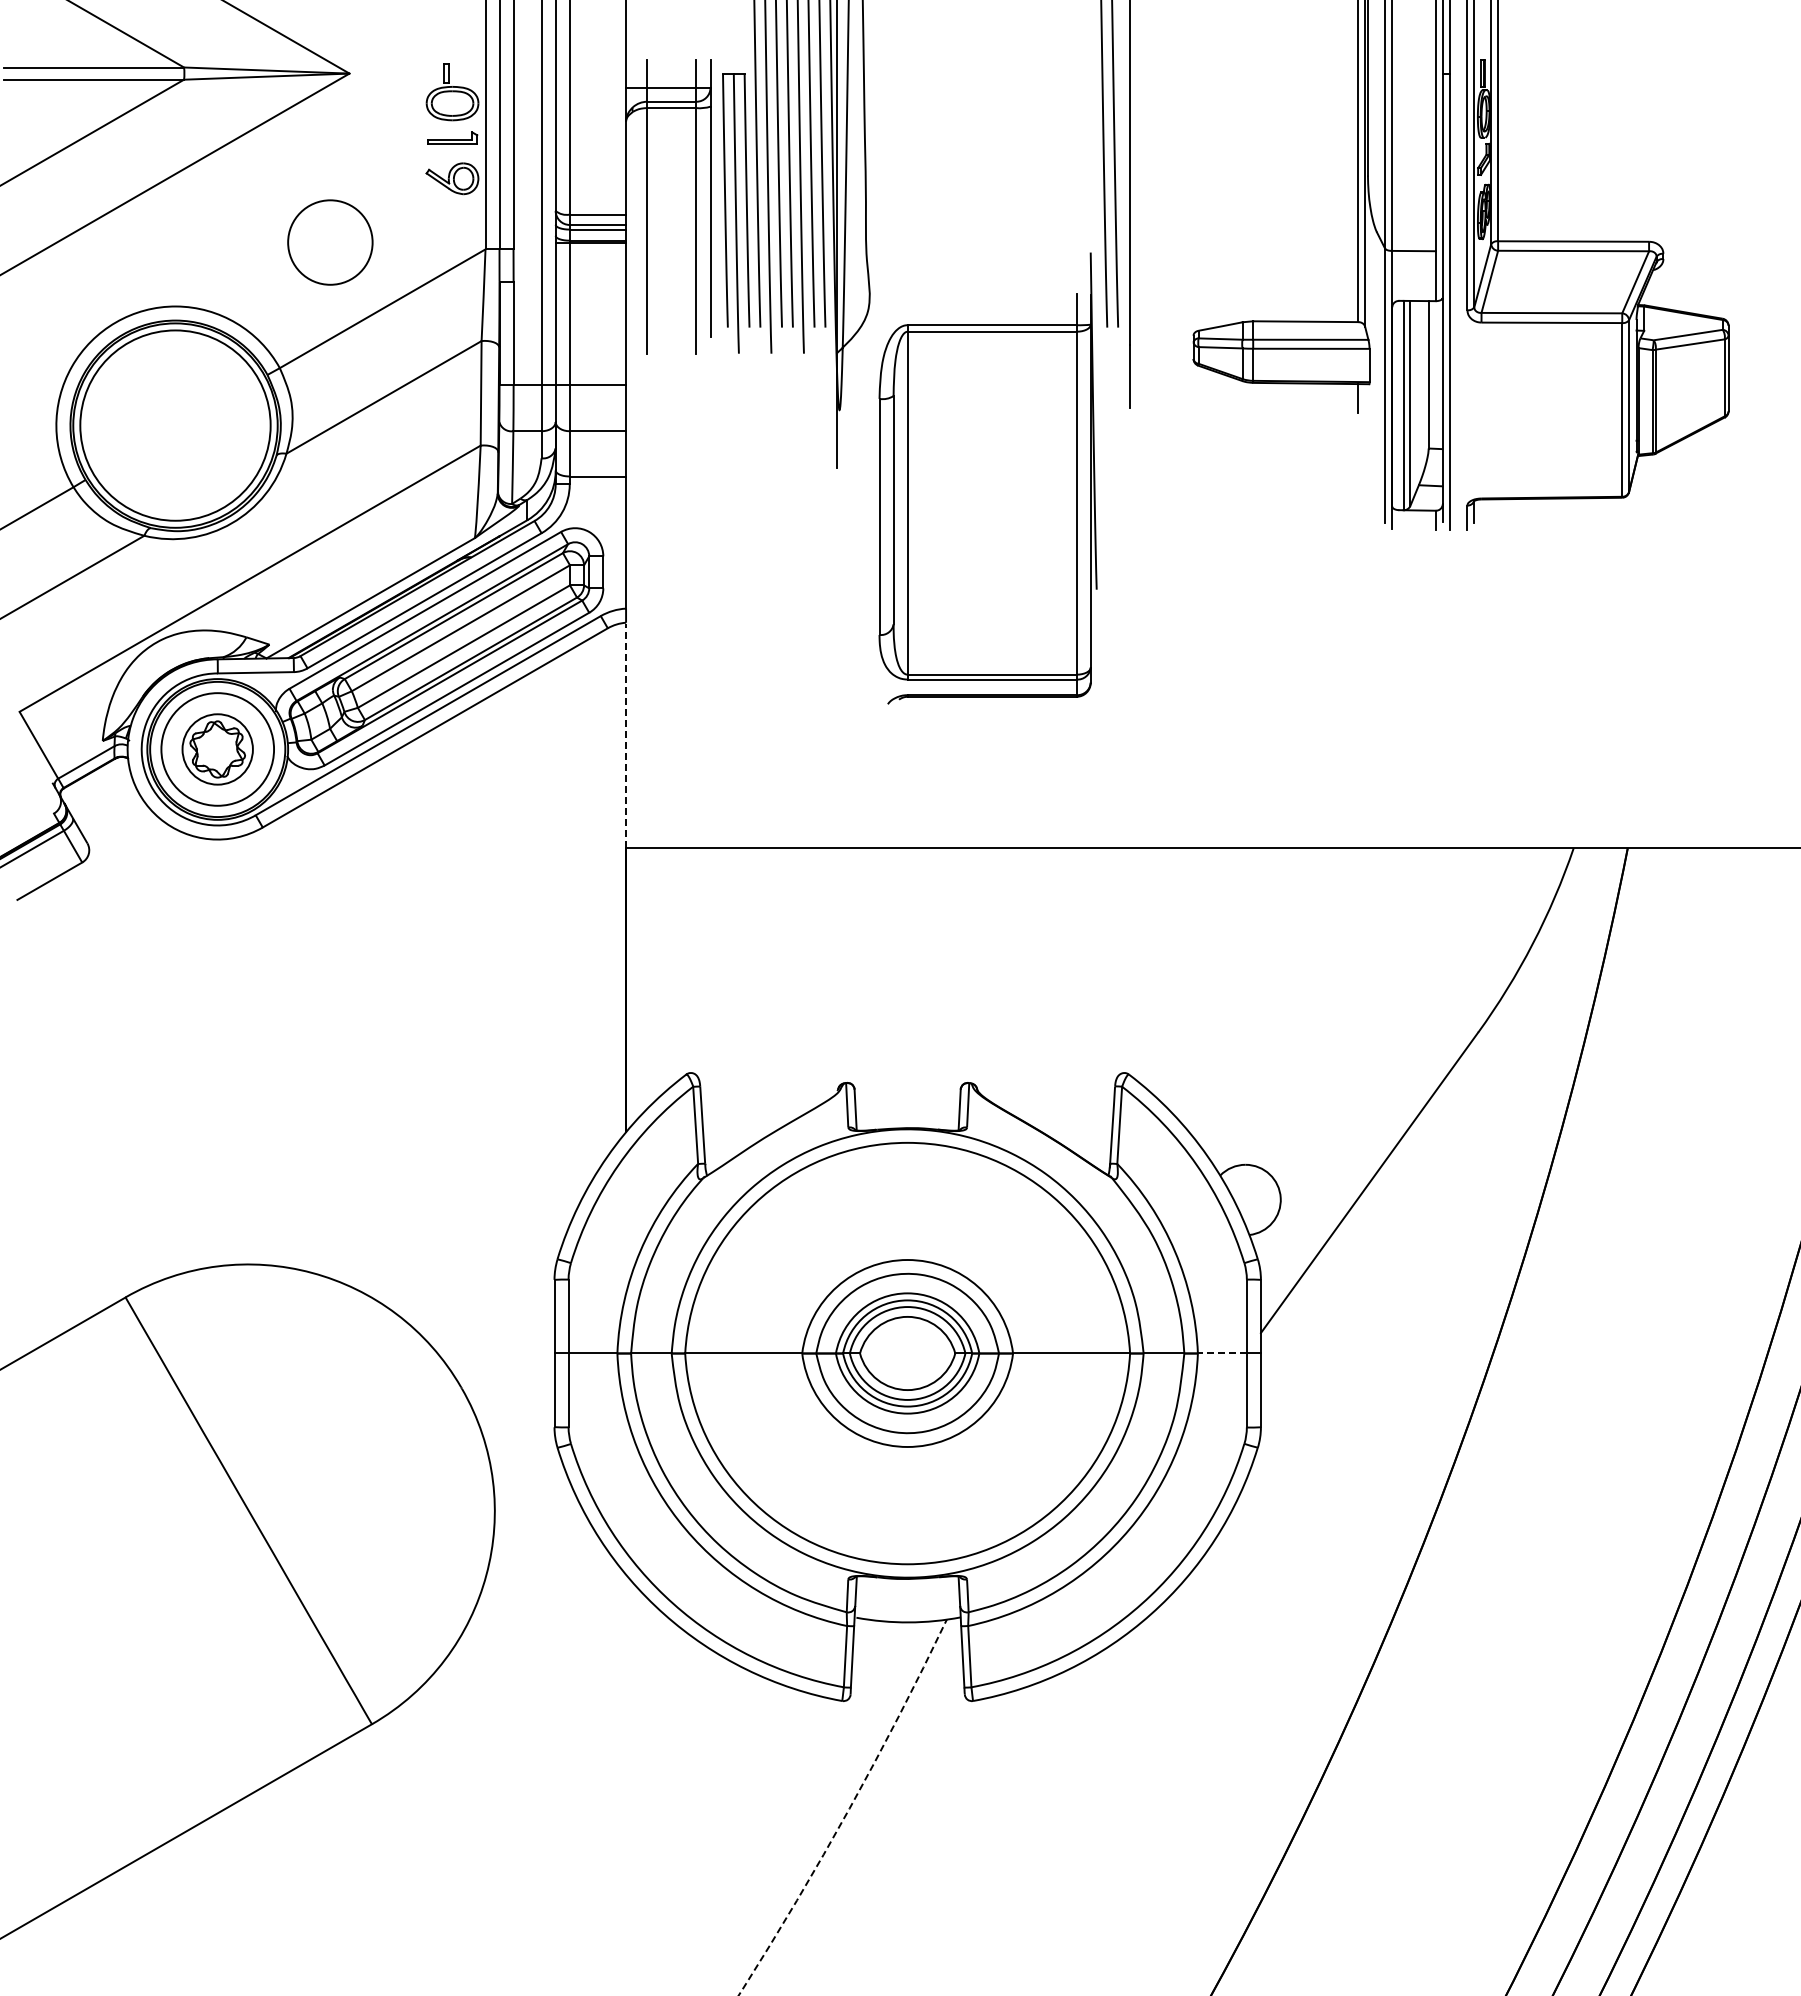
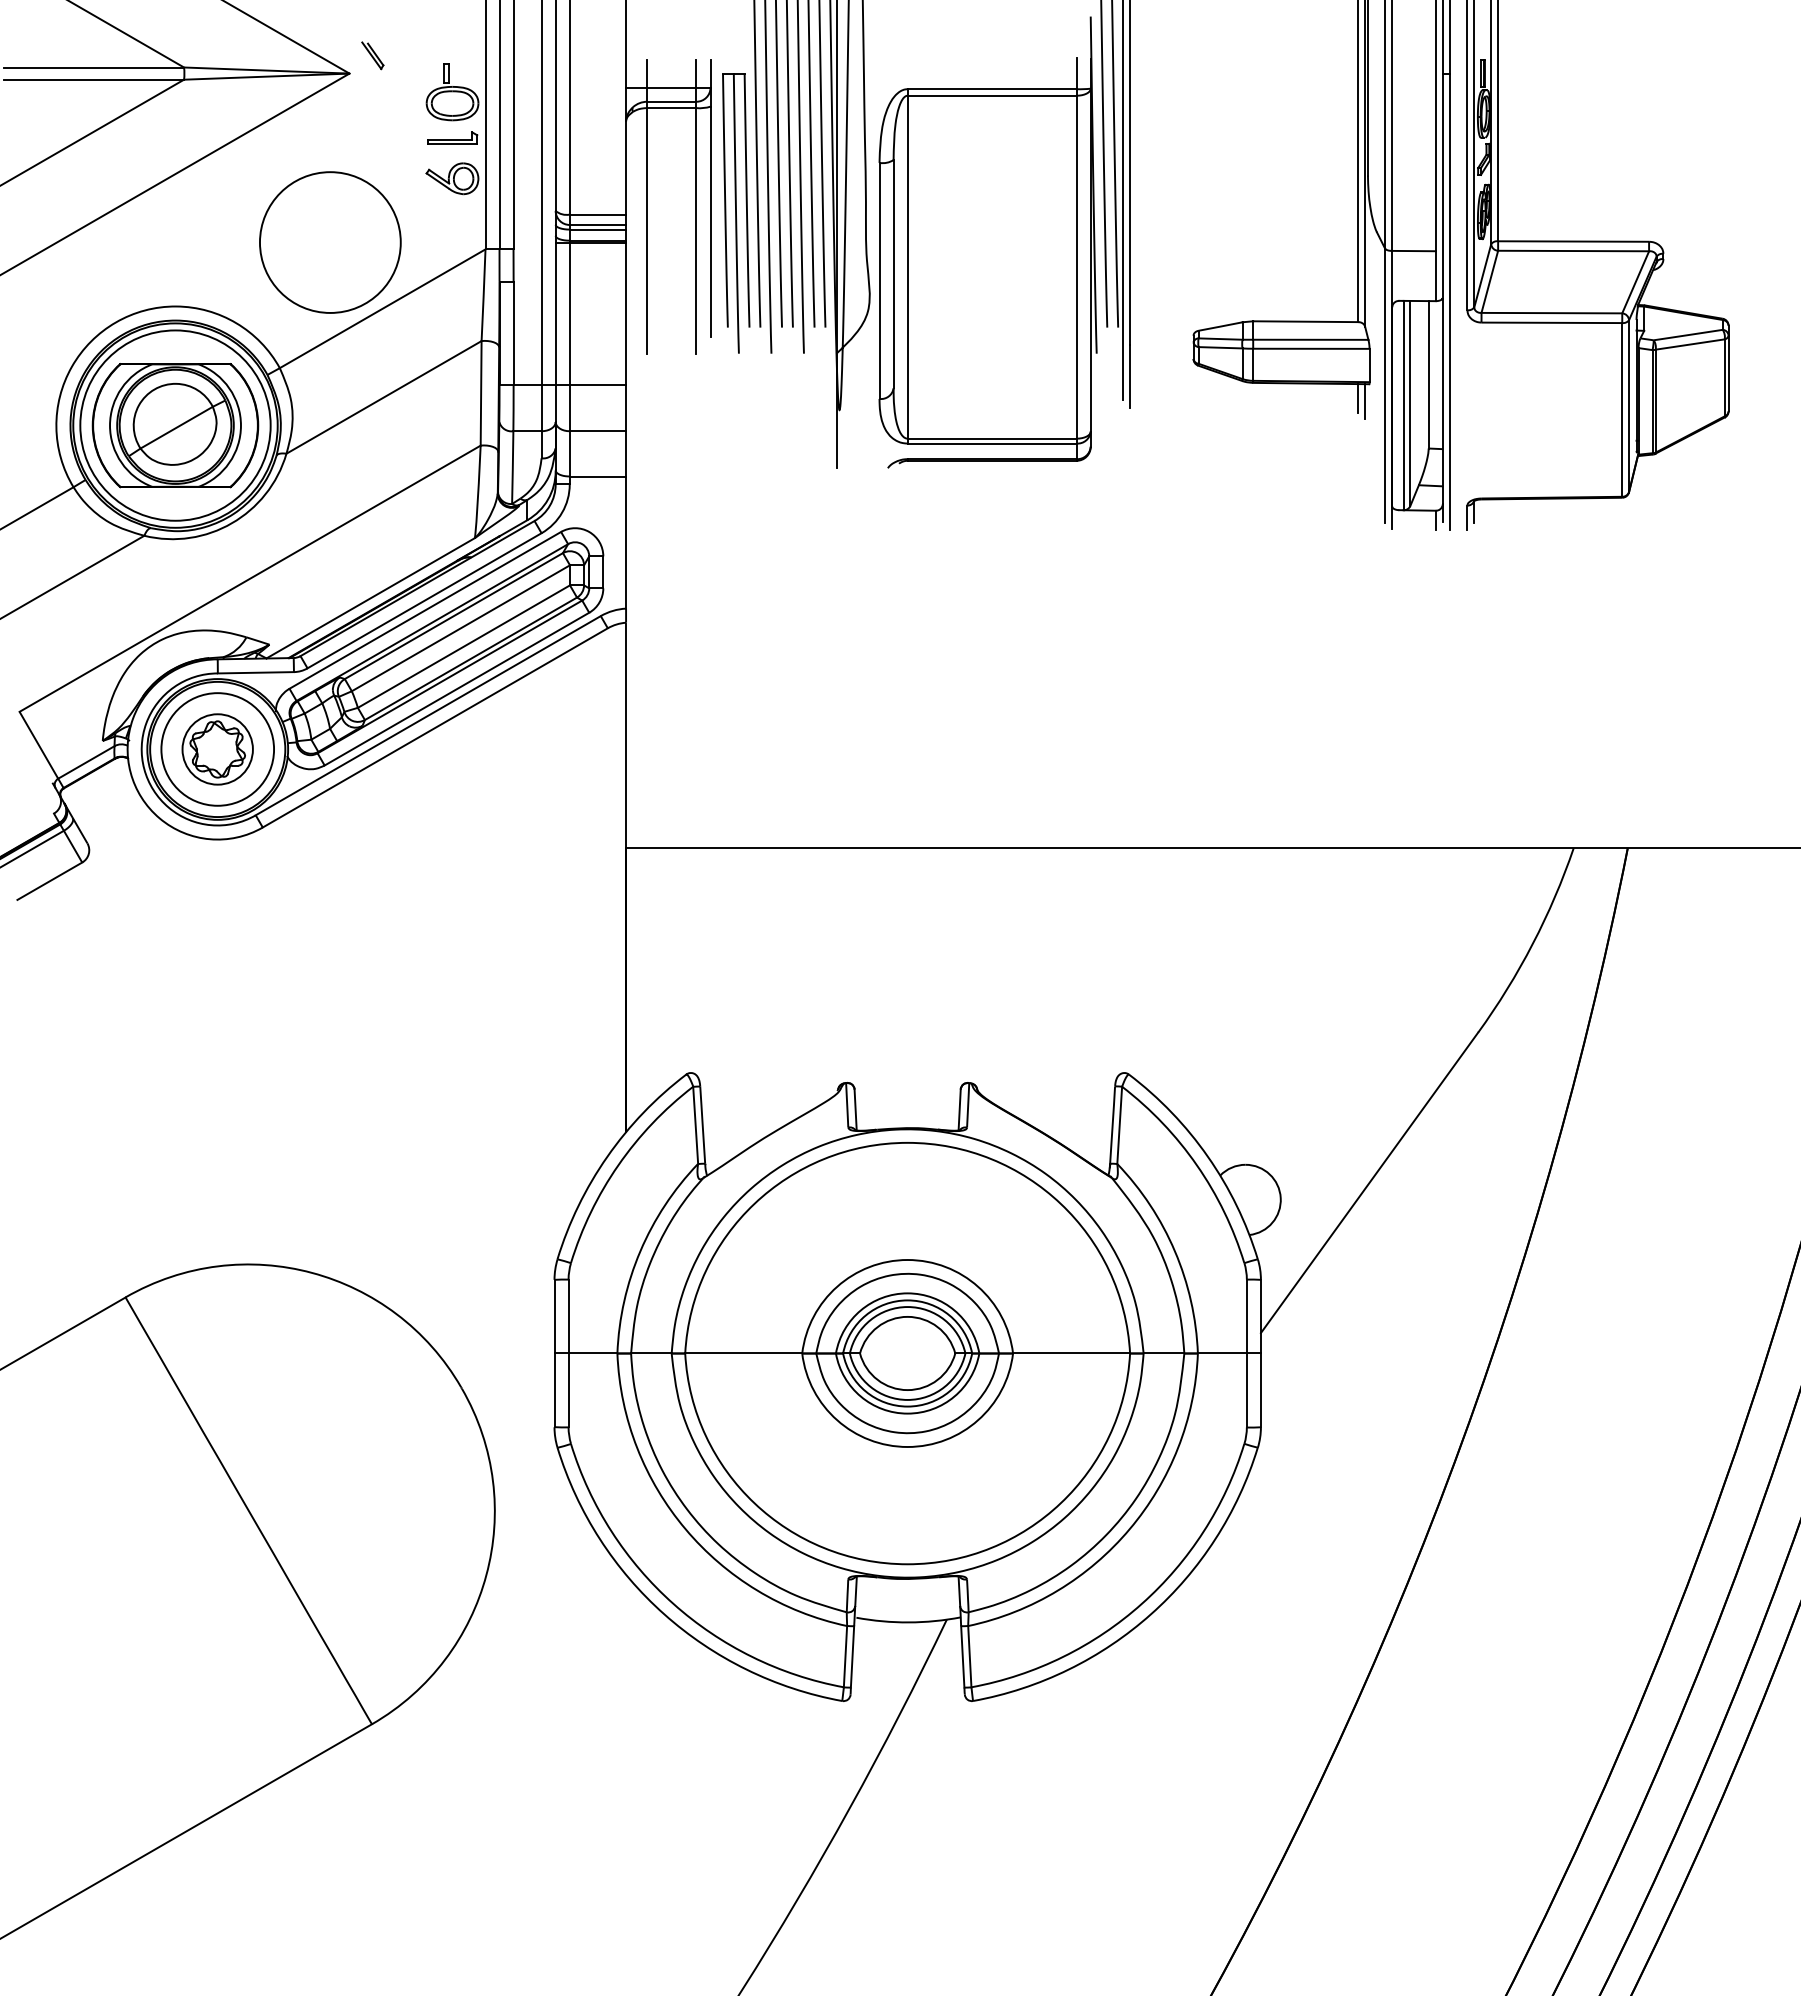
part: none -> present (372, 55)
line: none -> present (1123, 201)
circle diameter: 84 px -> 141 px (329, 242)
line: none -> present (1365, 401)
part: none -> present (175, 425)
part position: (987, 478) -> (987, 242) (987, 242)
line: dashed -> solid (626, 735)
line: dashed -> solid (1222, 1353)
arc: dashed -> solid (849, 1809)
